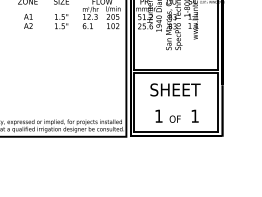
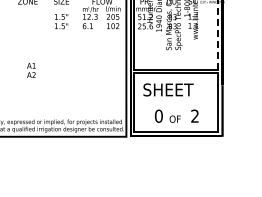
text position: (28, 21) -> (31, 70) (31, 70)
line: solid -> dashed (217, 34)
text position: (175, 89) -> (168, 89) (168, 89)
text: 1 -> 0 (158, 115)
text: 1 -> 2 (194, 115)
